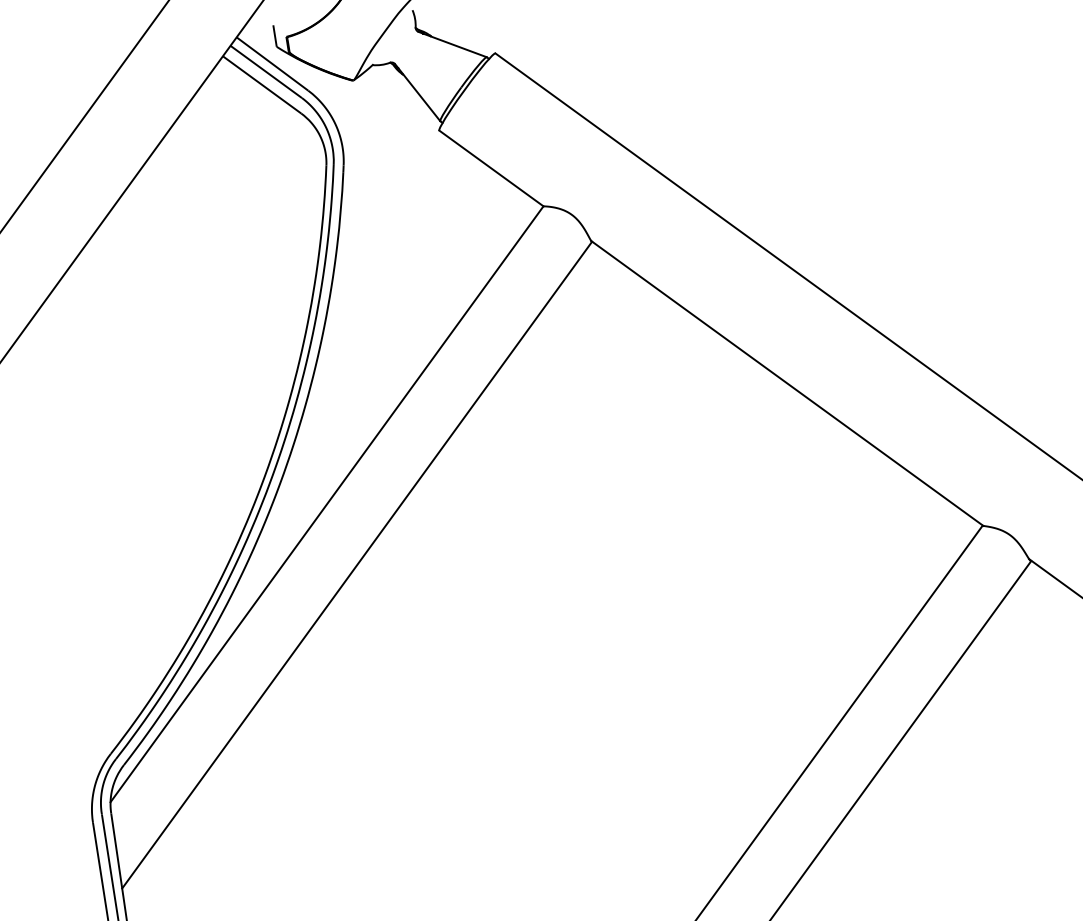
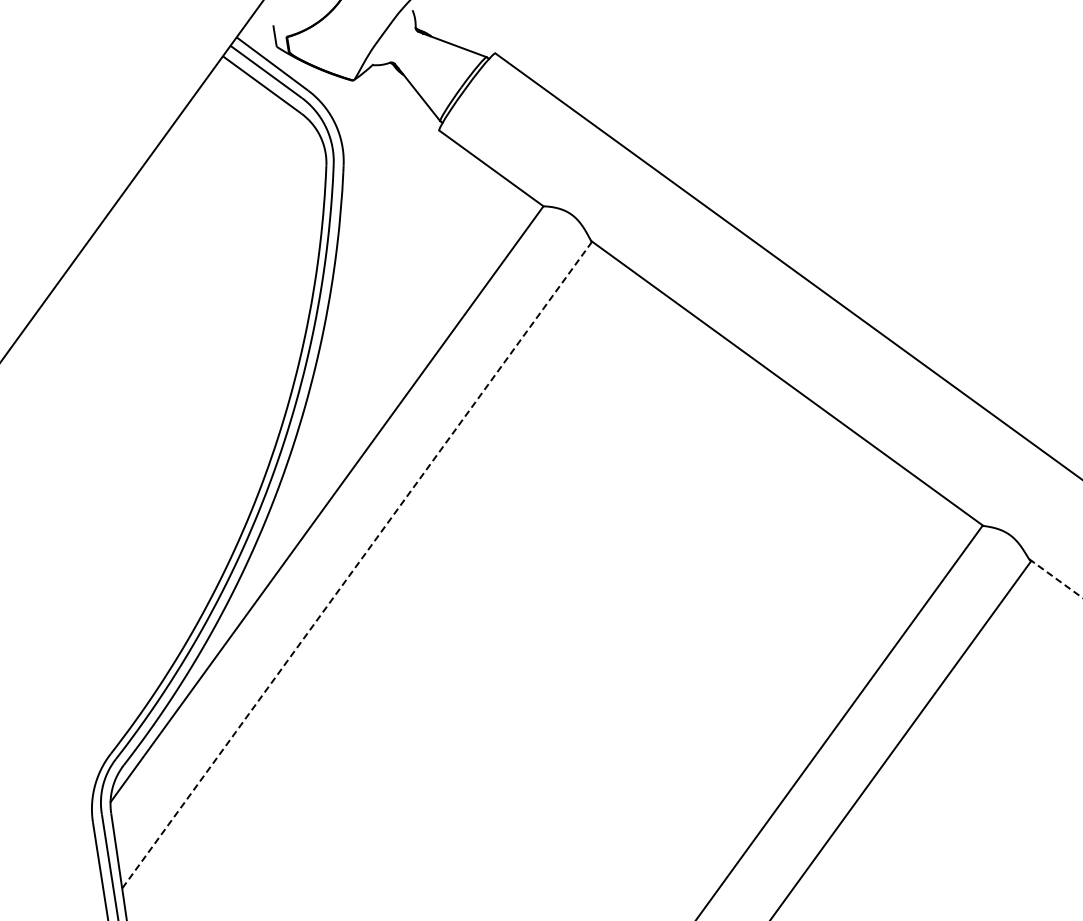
line: present -> none (84, 116)
line: solid -> dashed (357, 565)
line: solid -> dashed (1055, 578)
